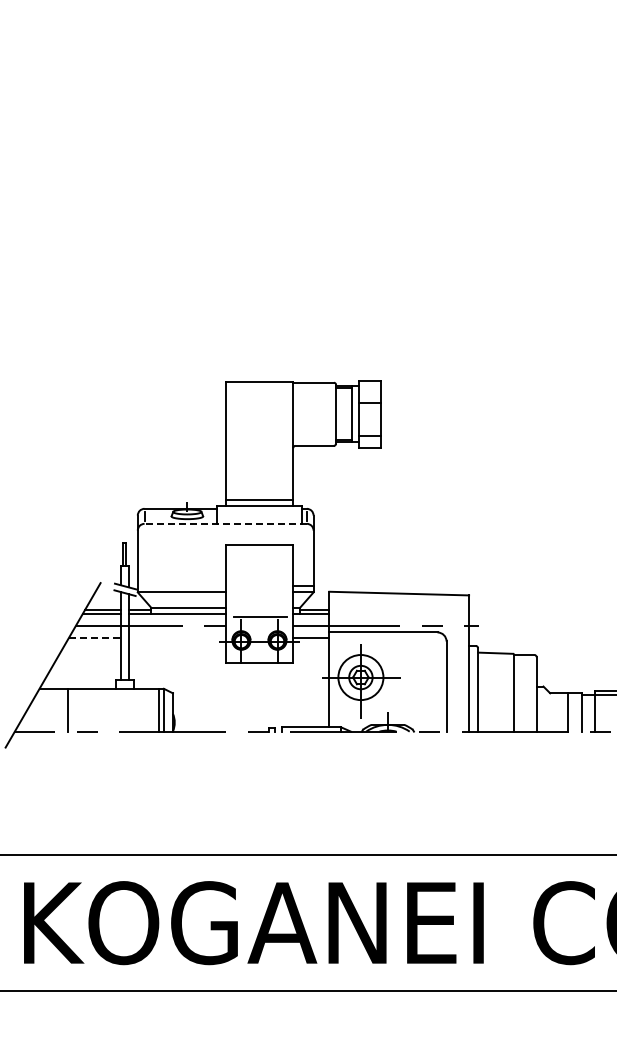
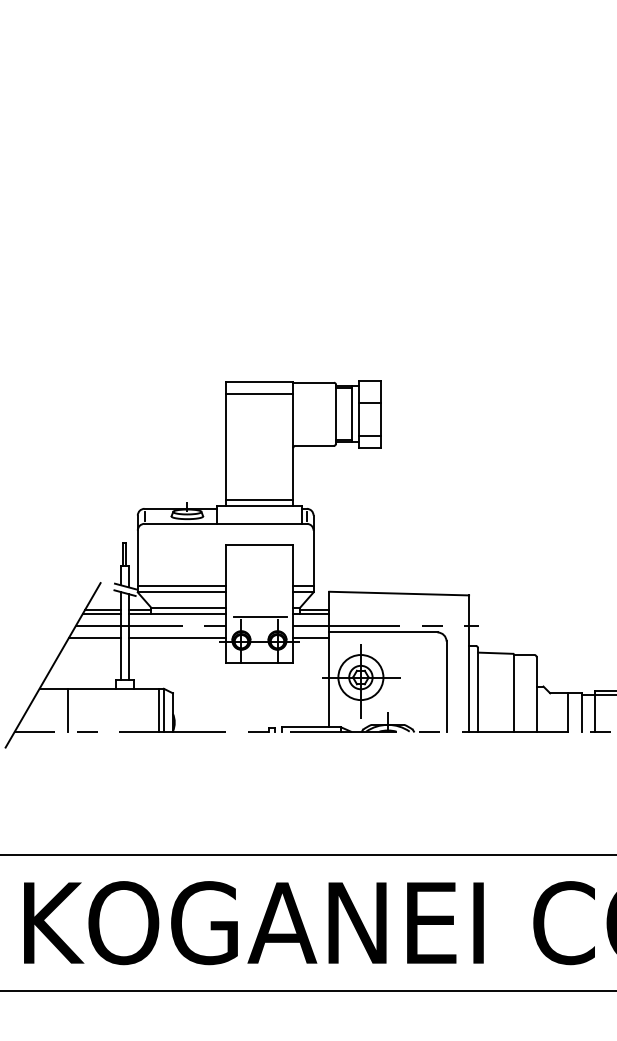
line: none -> present (259, 393)
line: dashed -> solid (225, 523)
line: none -> present (181, 585)
line: dashed -> solid (94, 637)
line: none -> present (176, 637)
